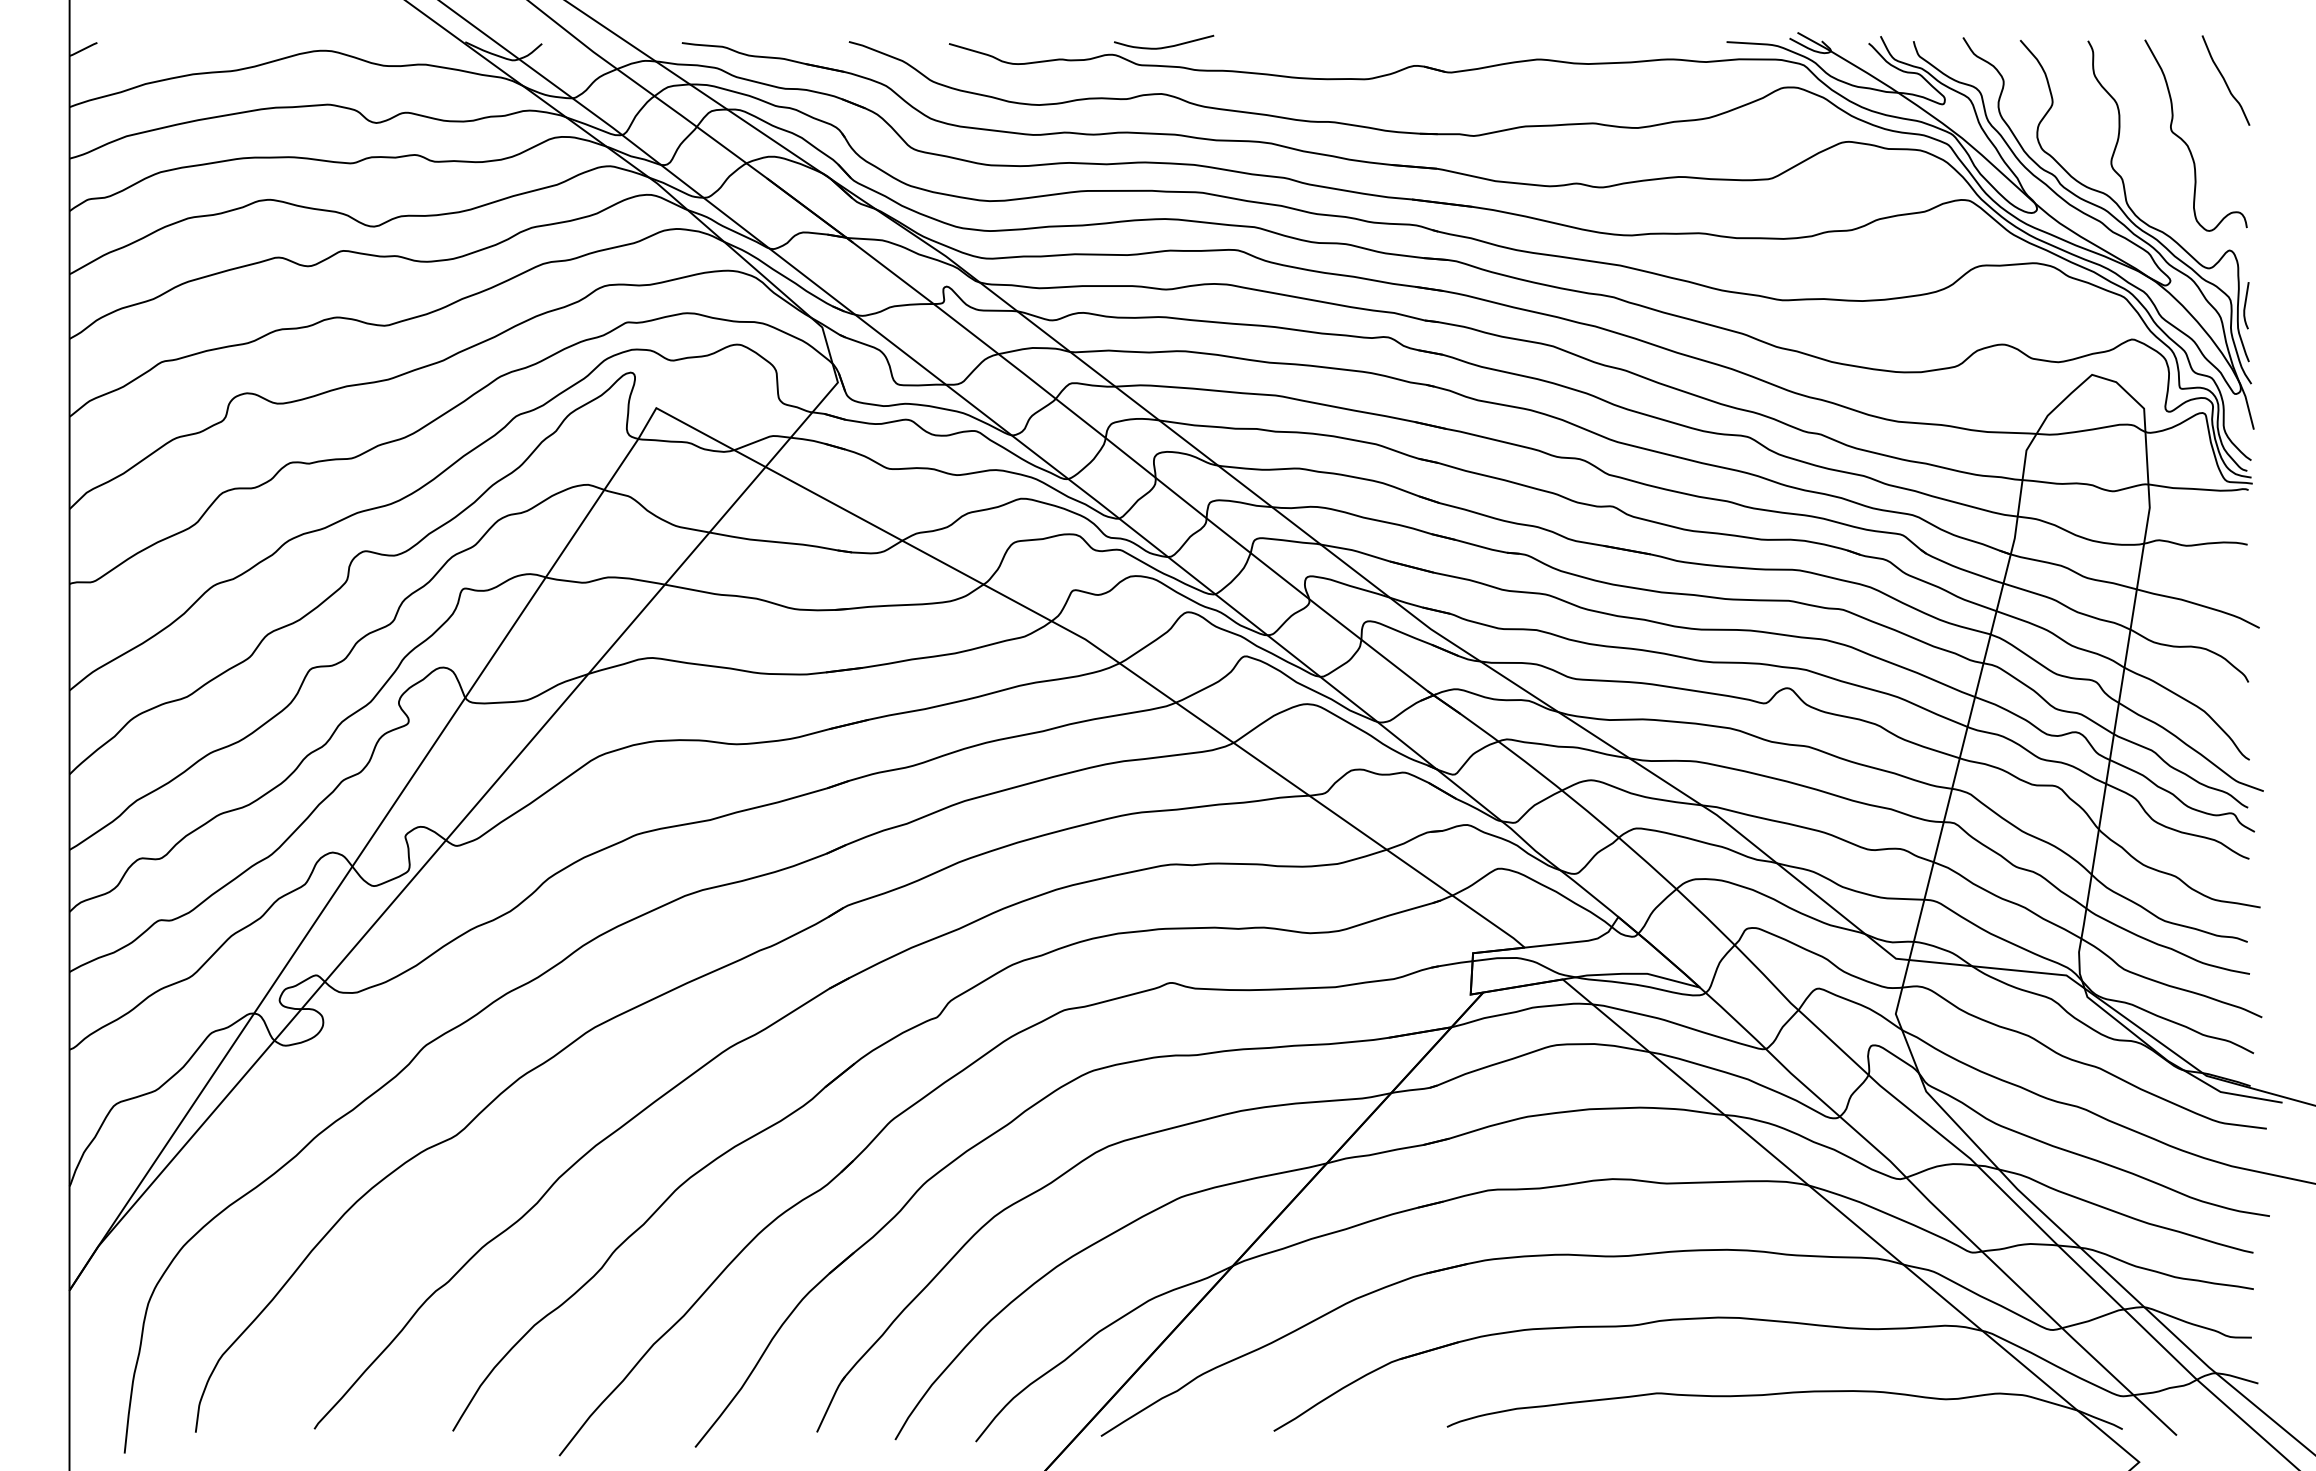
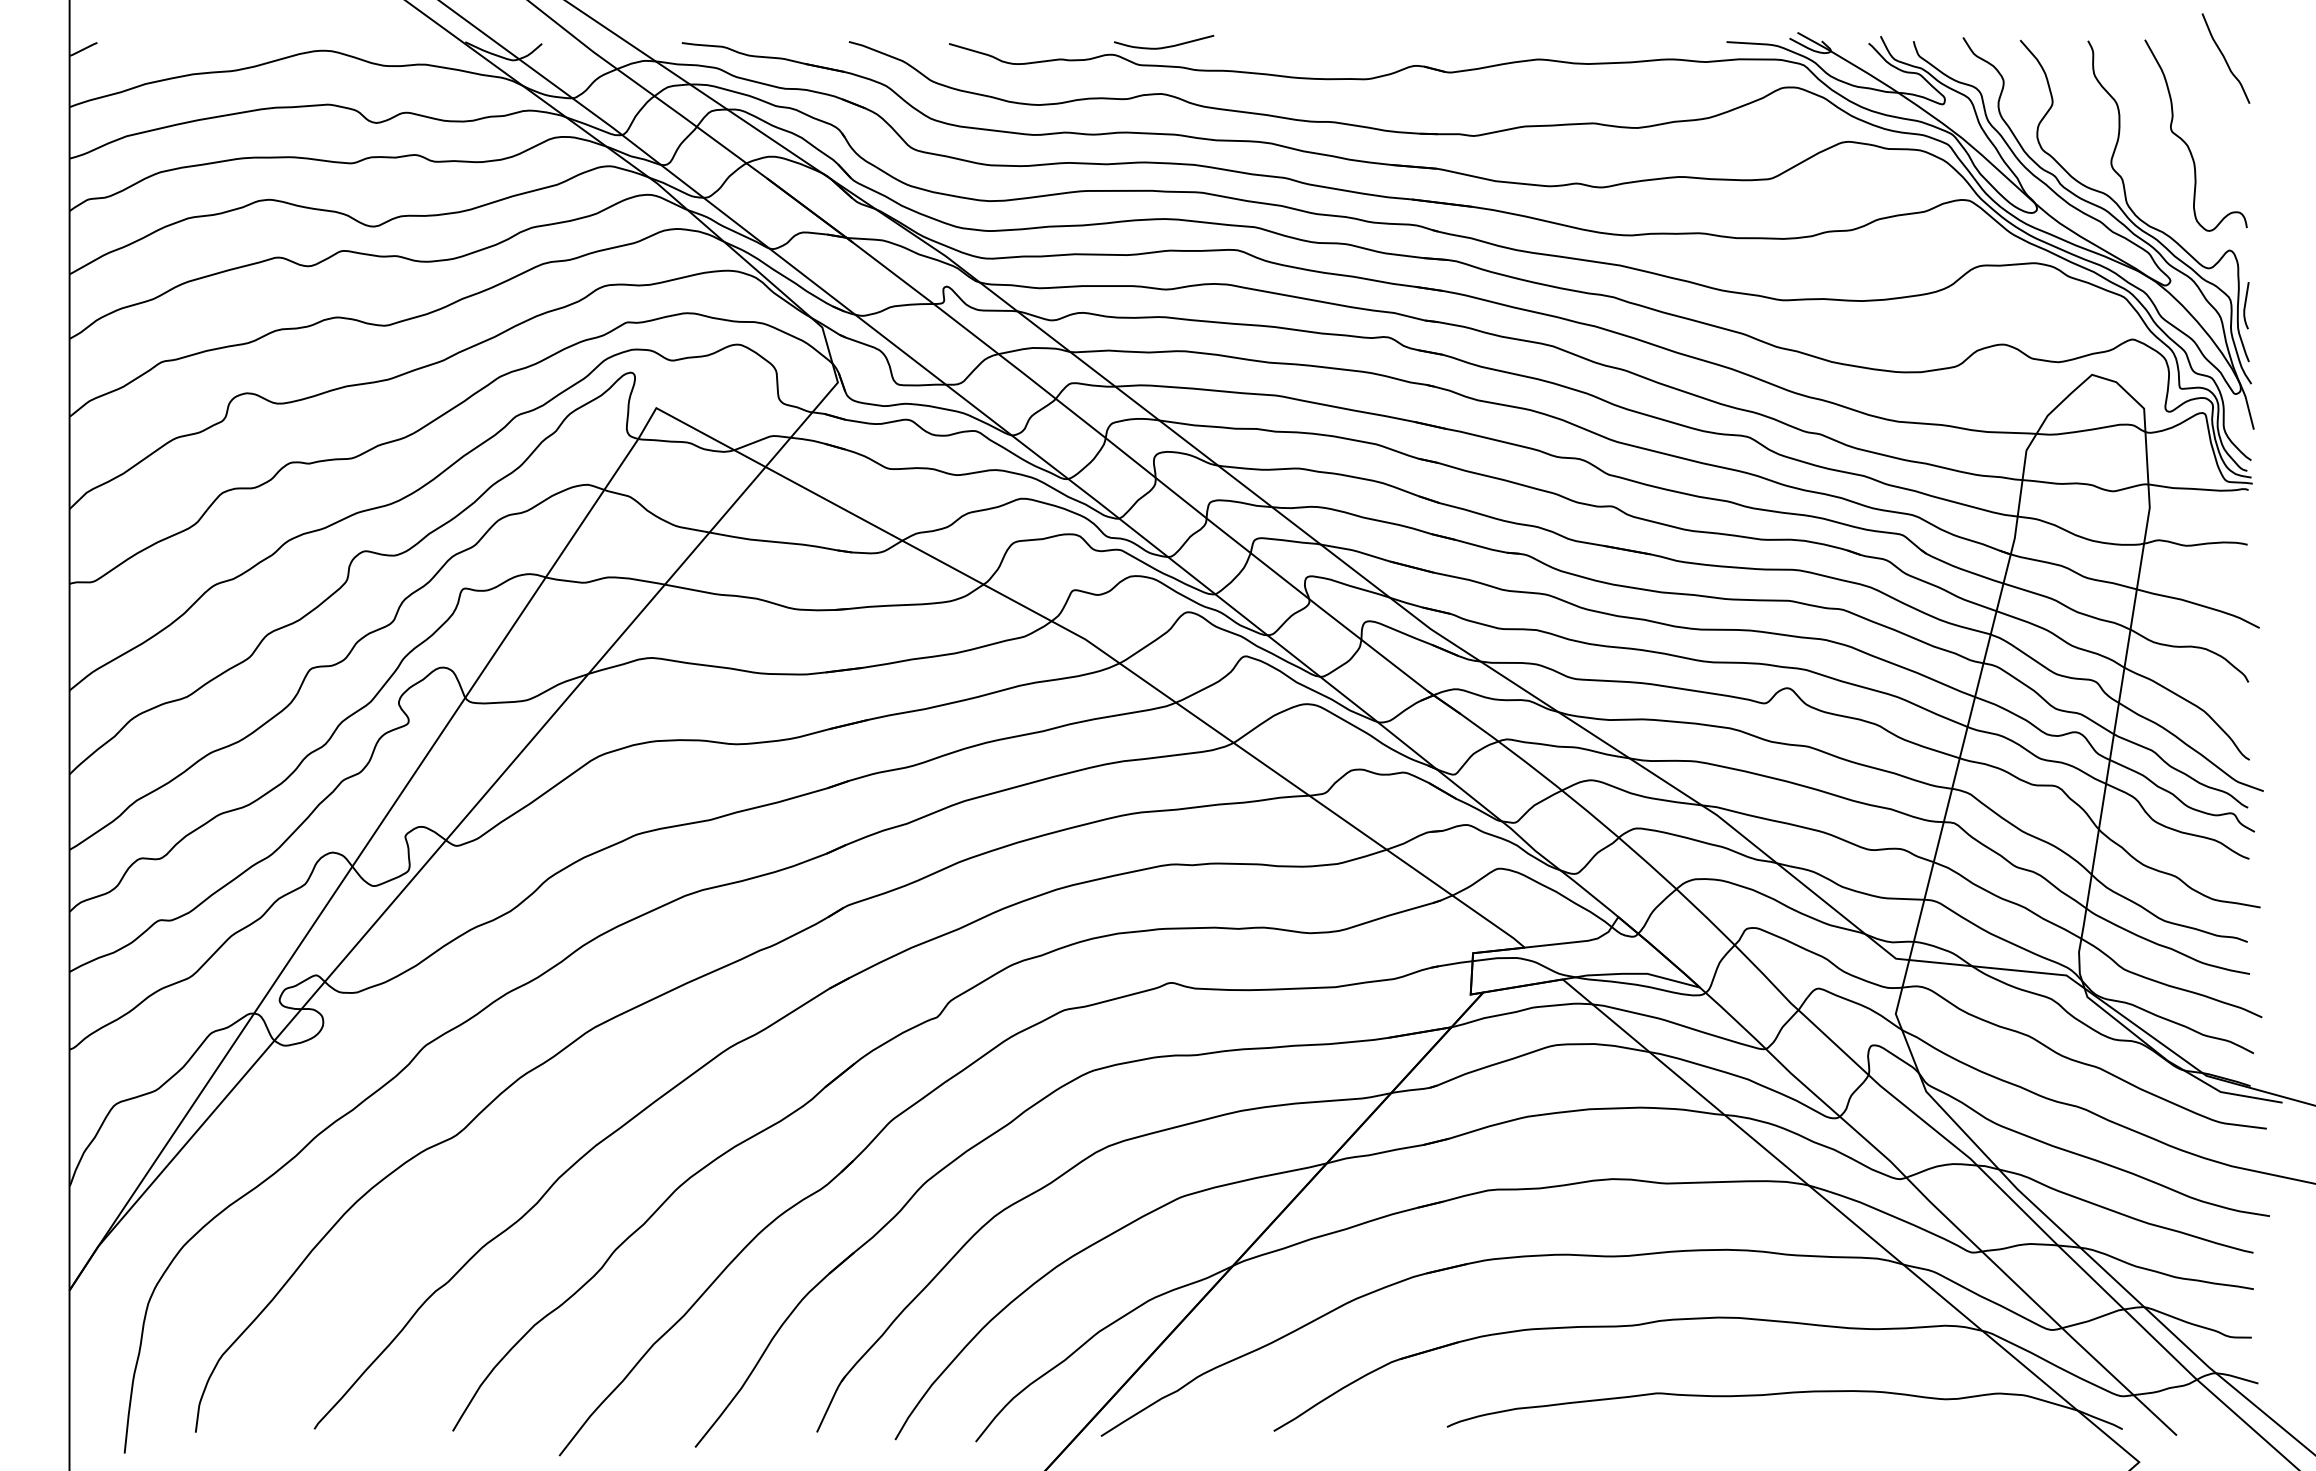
curve position: (2225, 80) -> (2225, 58) (2225, 58)
